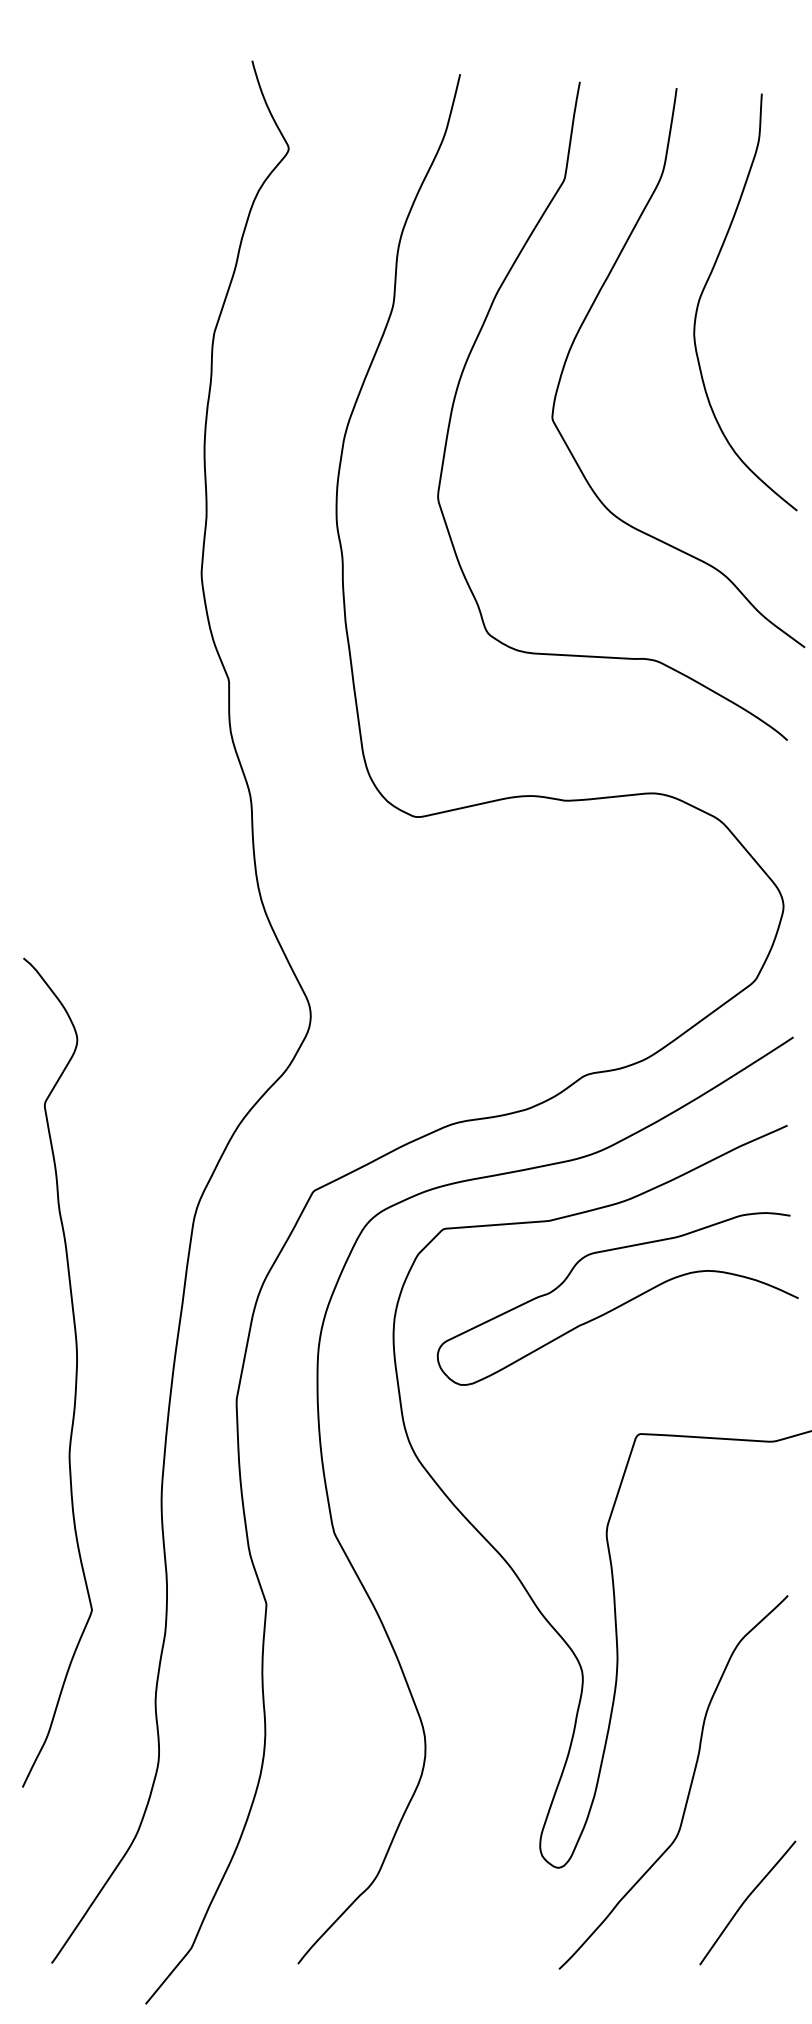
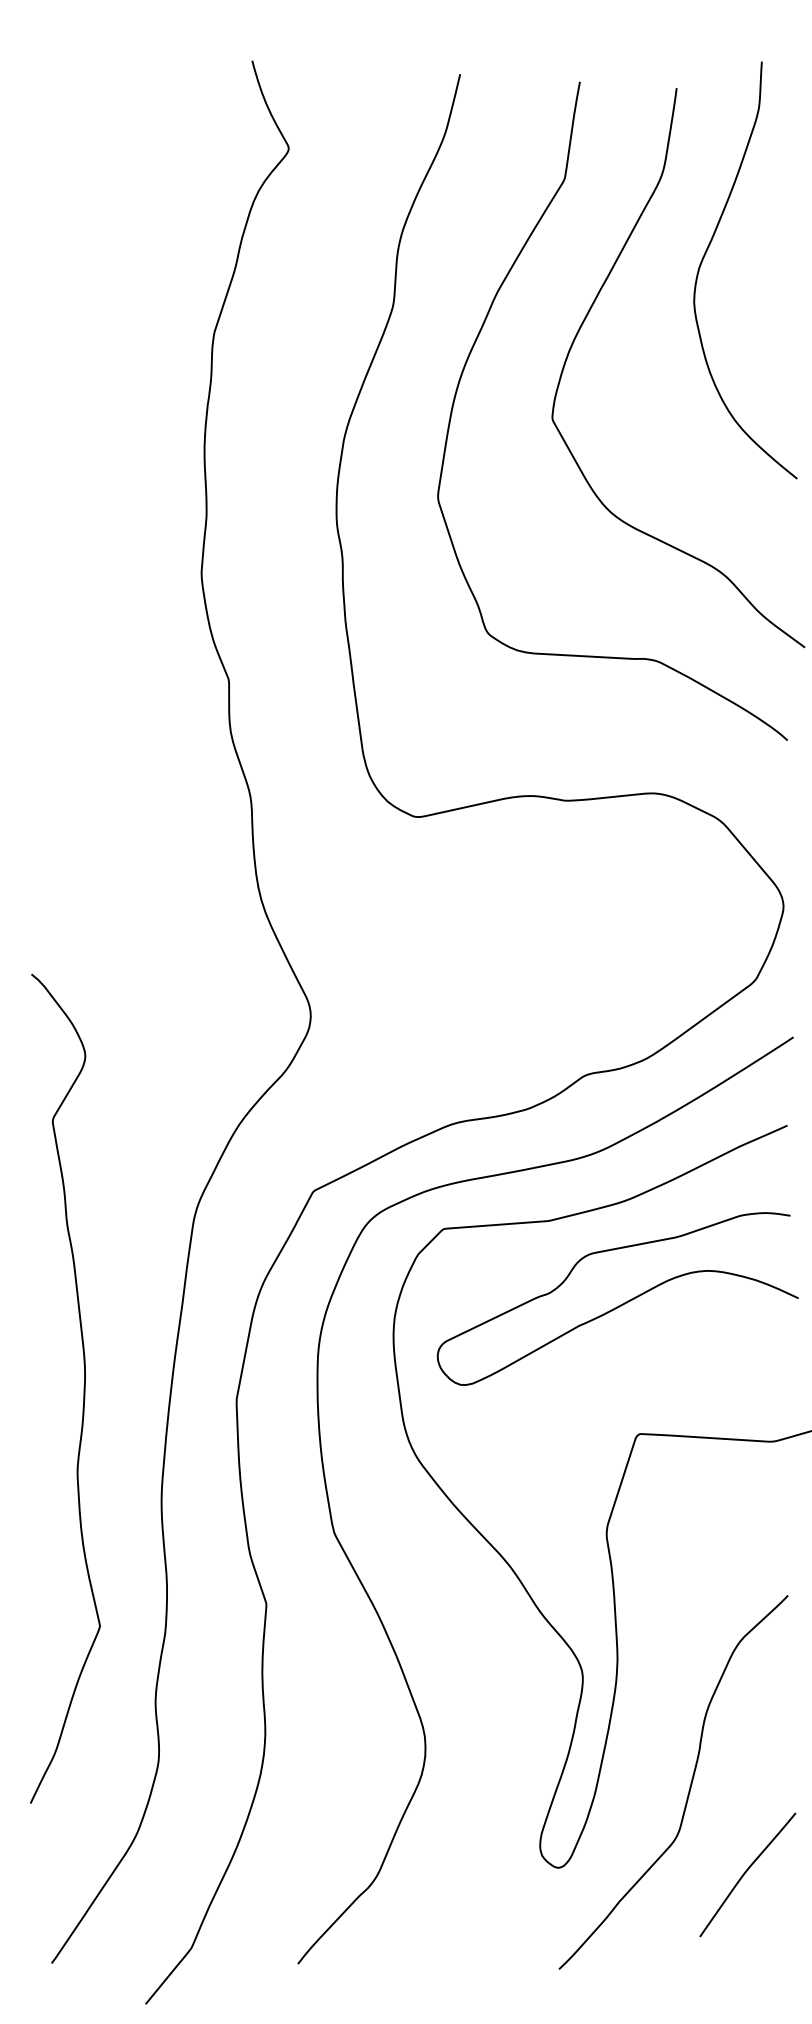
curve position: (707, 283) -> (707, 251) (707, 251)
curve position: (75, 1372) -> (83, 1388) (83, 1388)
curve position: (746, 1900) -> (746, 1872) (746, 1872)
